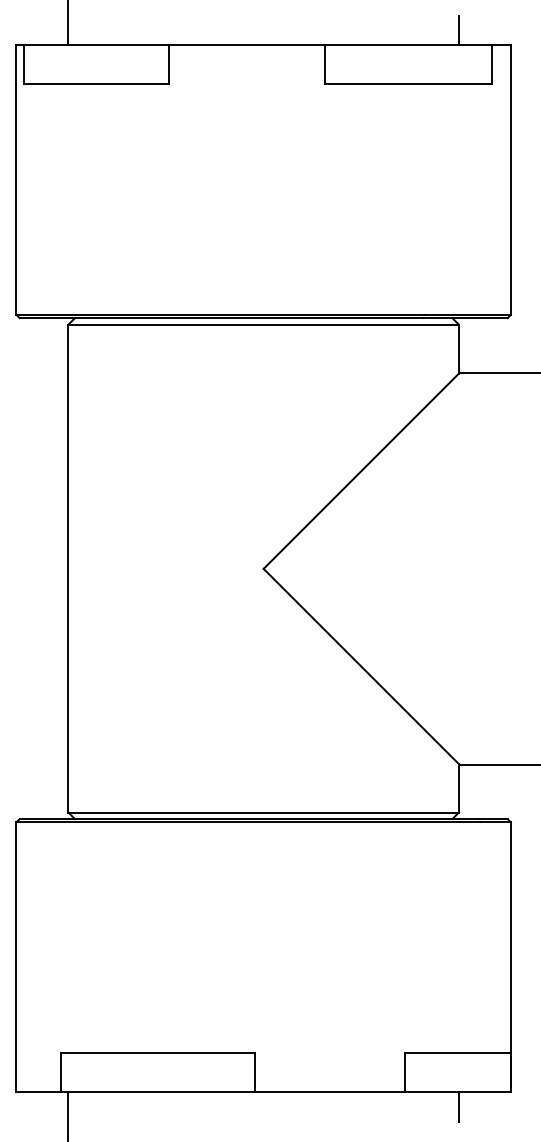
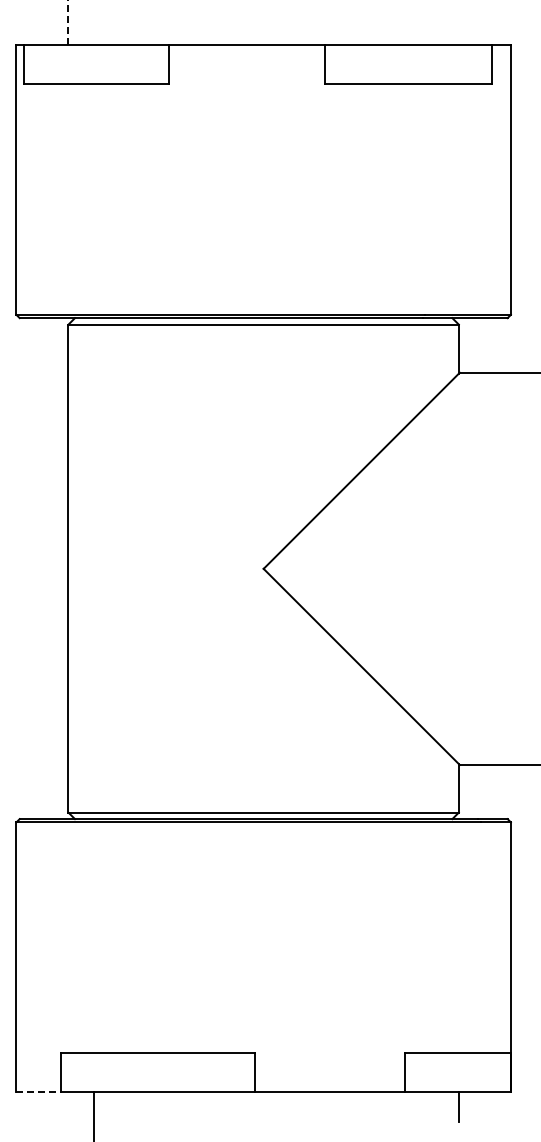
line: solid -> dashed (68, 21)
line: present -> none (458, 29)
line: solid -> dashed (39, 1092)
line position: (68, 1115) -> (94, 1115) (94, 1115)
